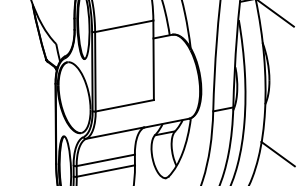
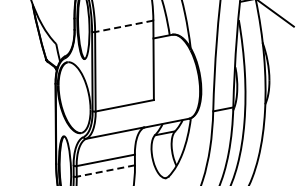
line: solid -> dashed (124, 26)
line: present -> none (277, 153)
line: solid -> dashed (105, 171)
